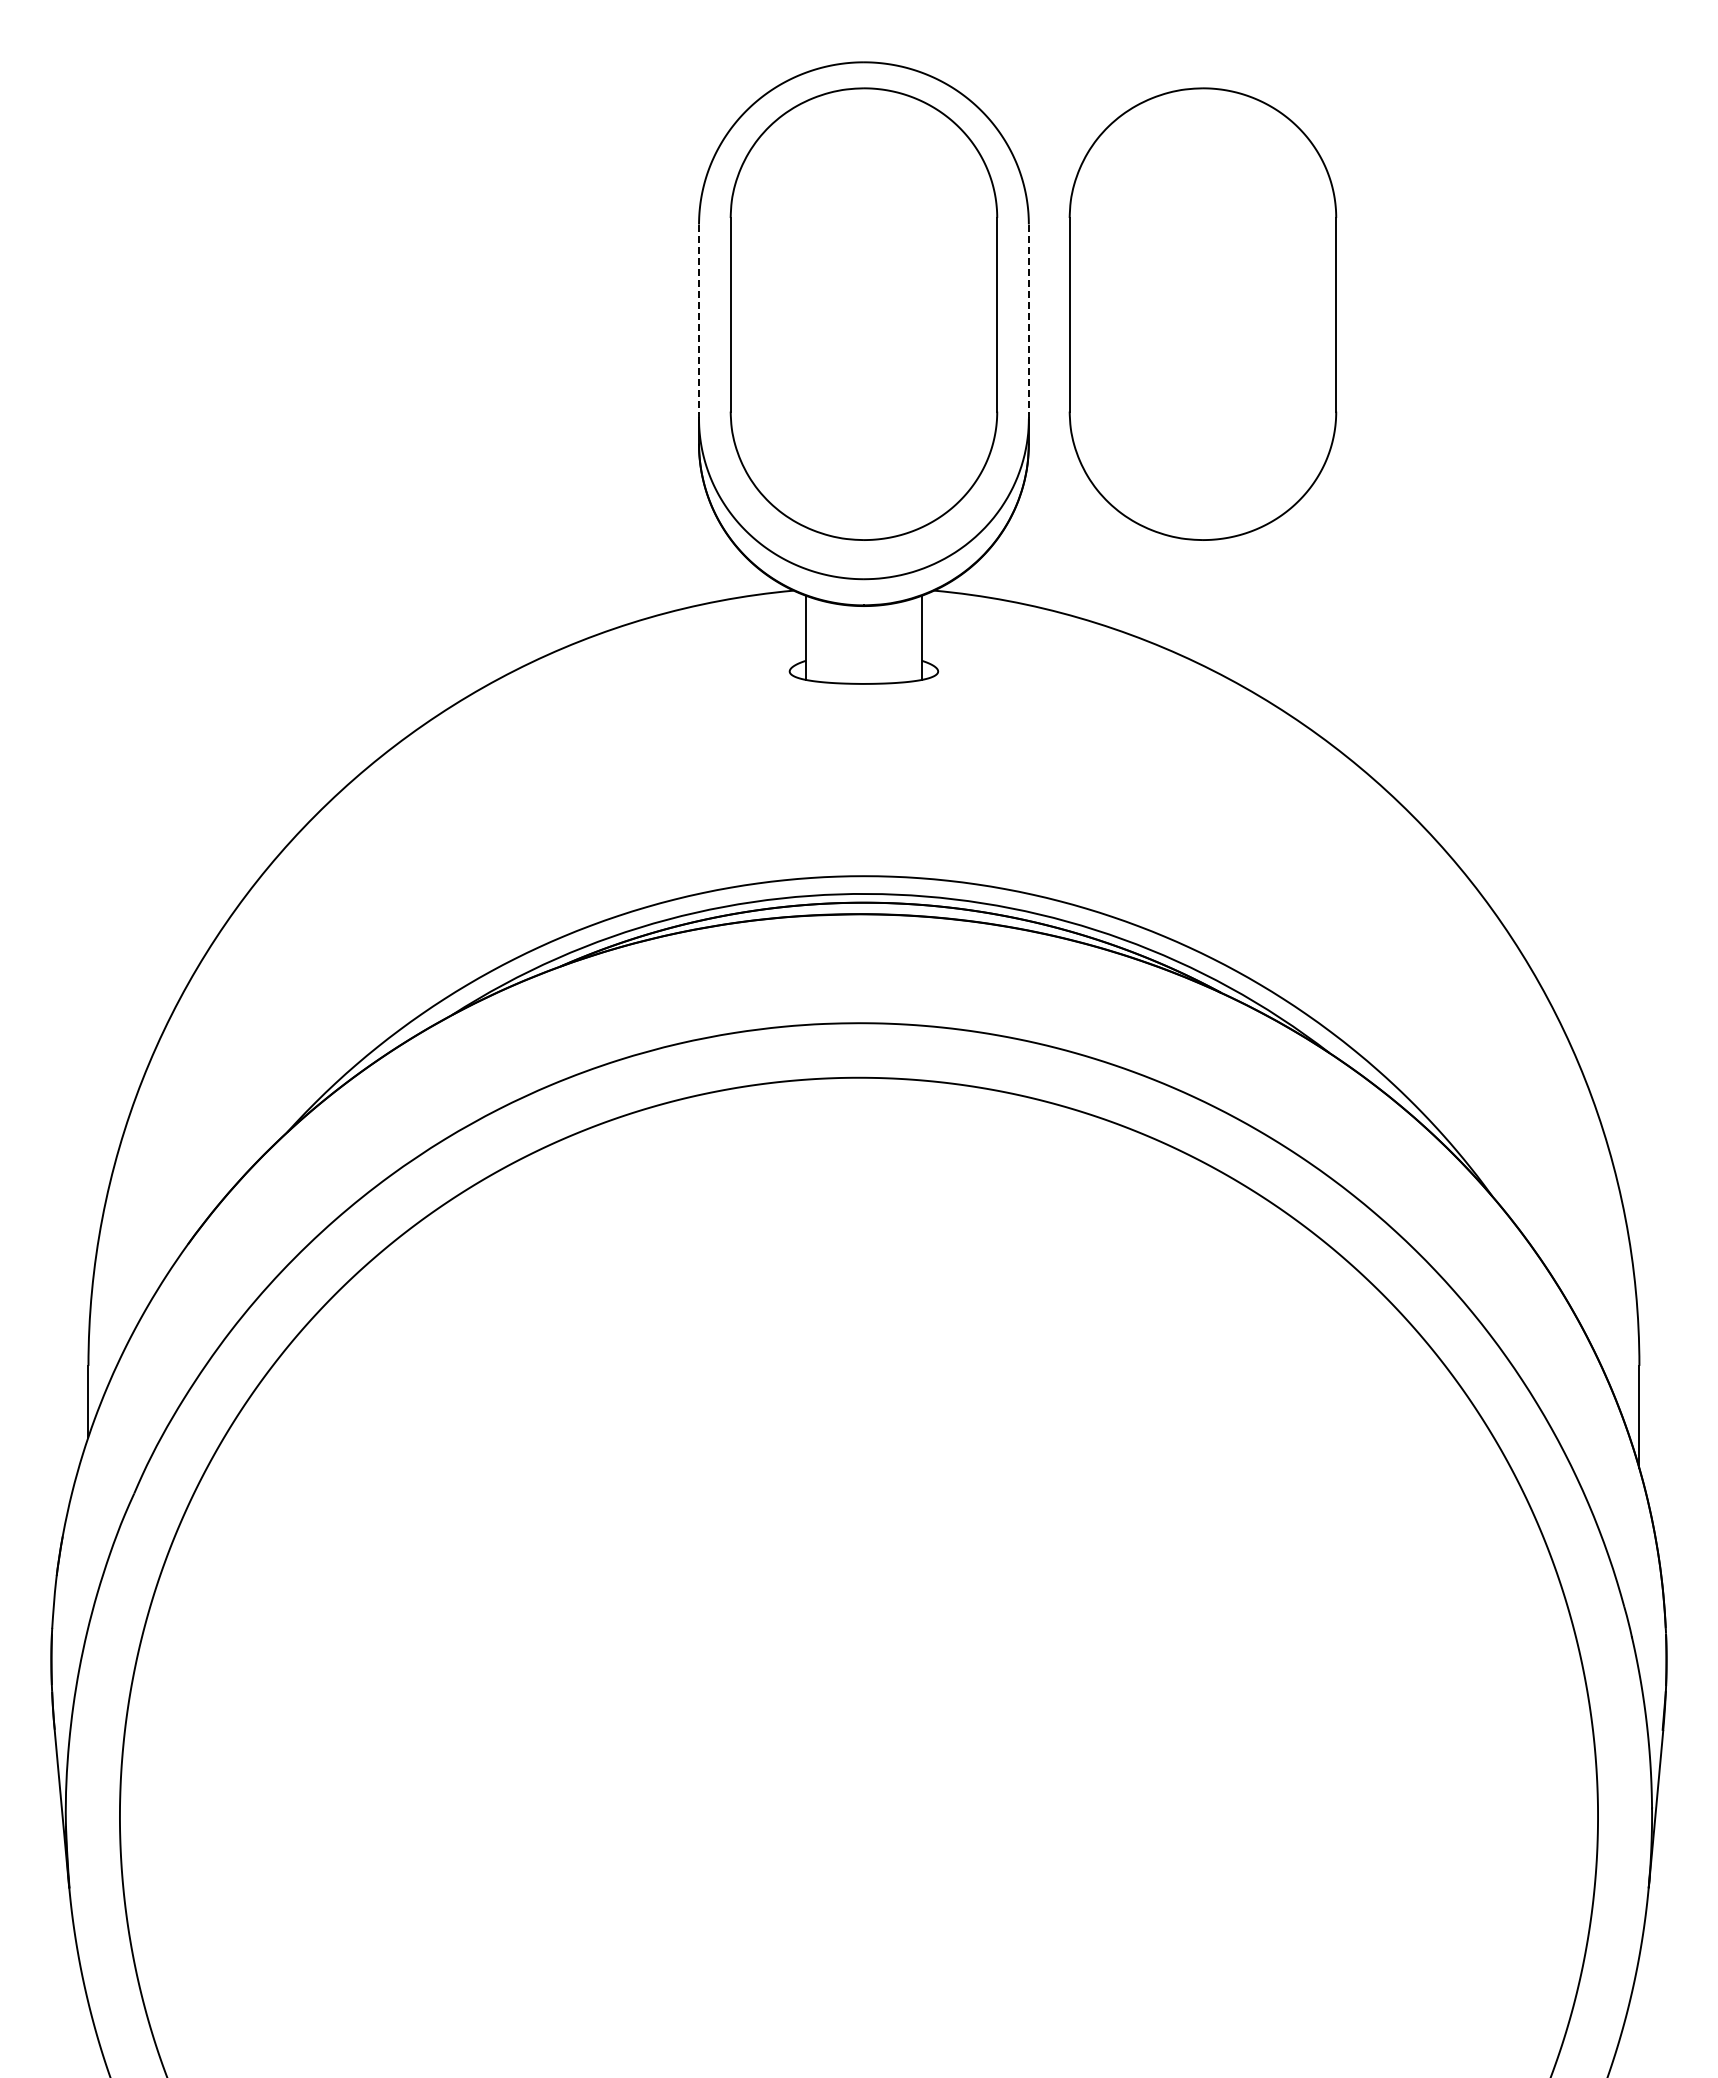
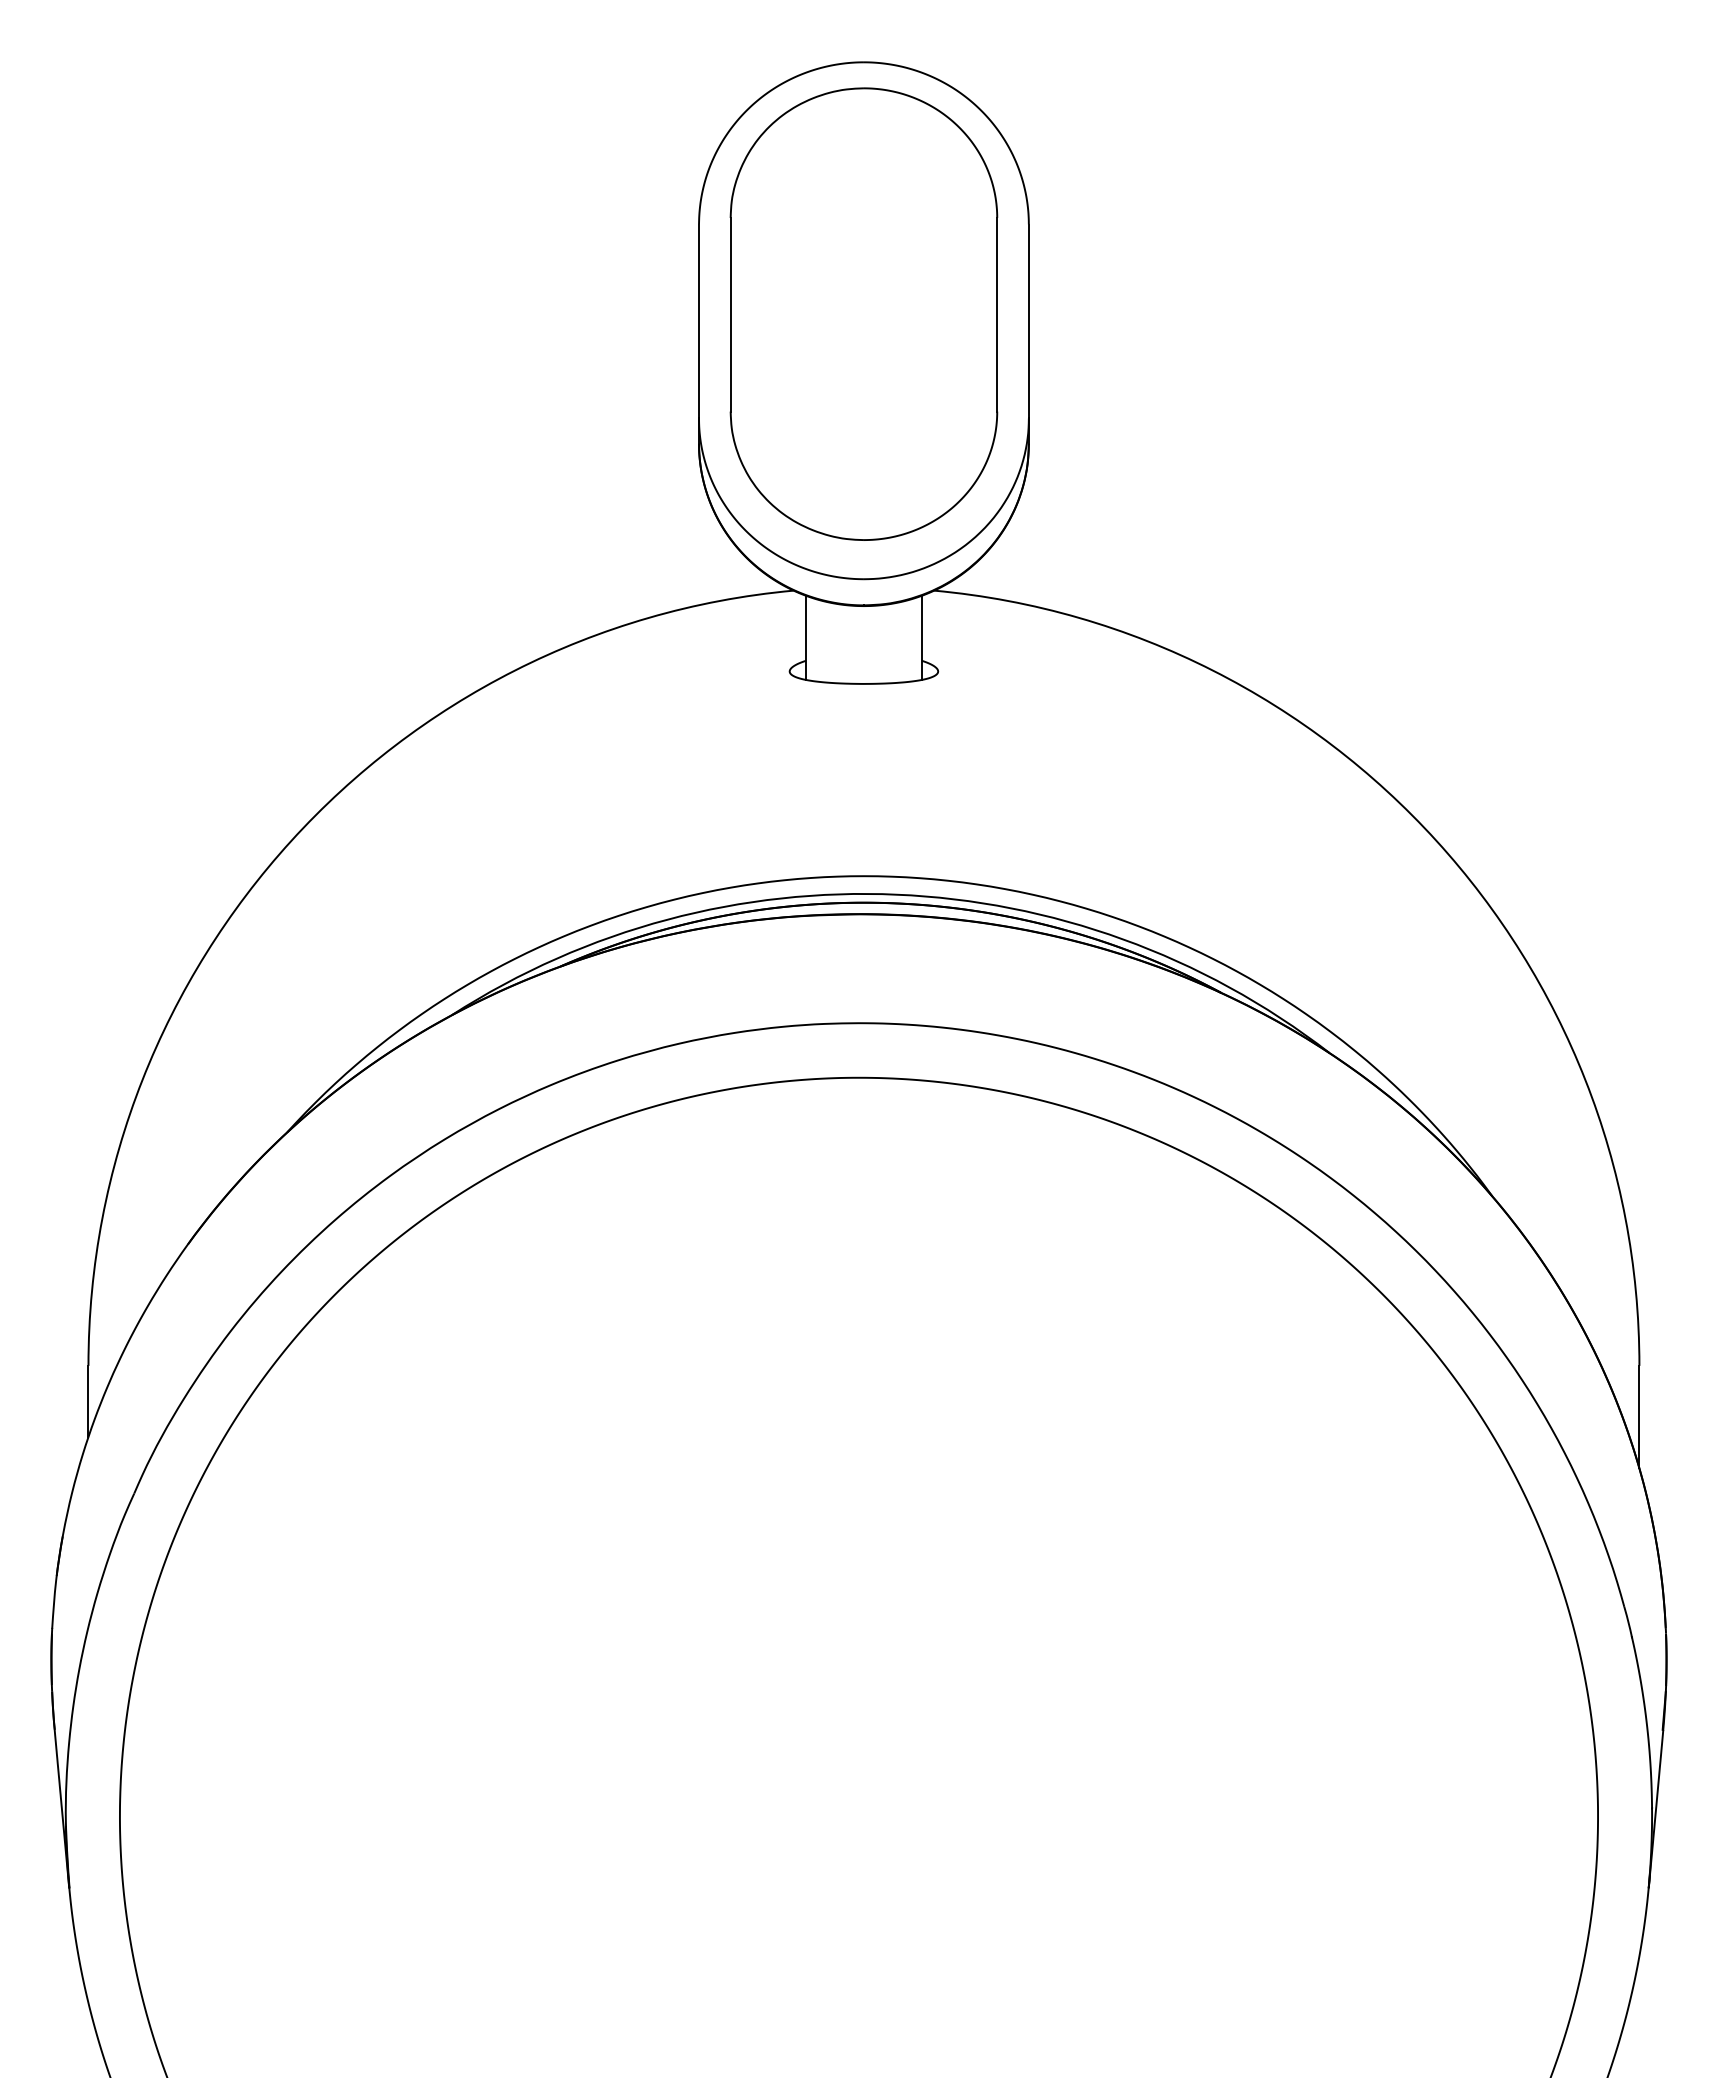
part: present -> none (1202, 313)
line: dashed -> solid (699, 321)
line: dashed -> solid (1028, 321)
